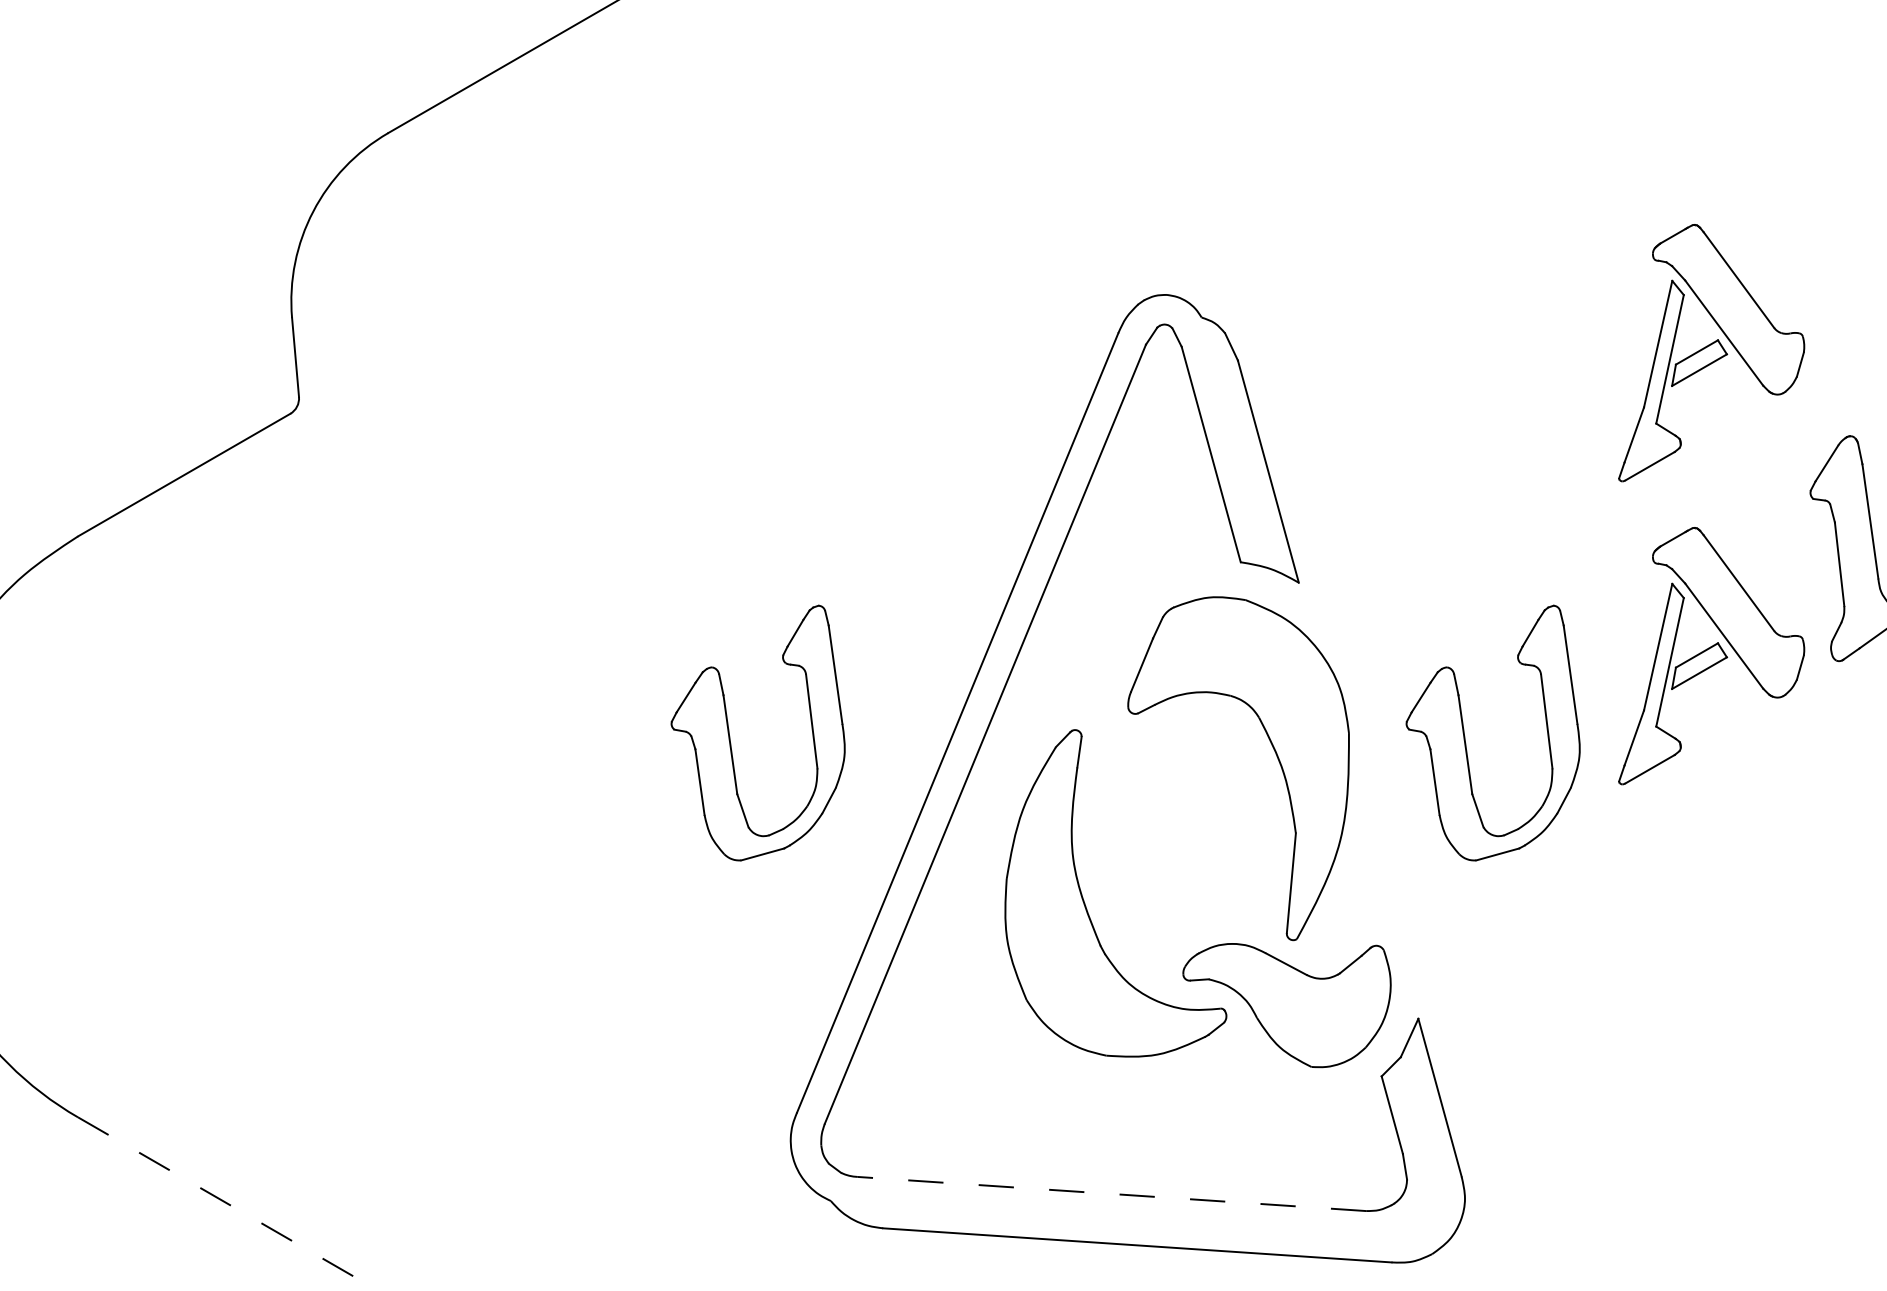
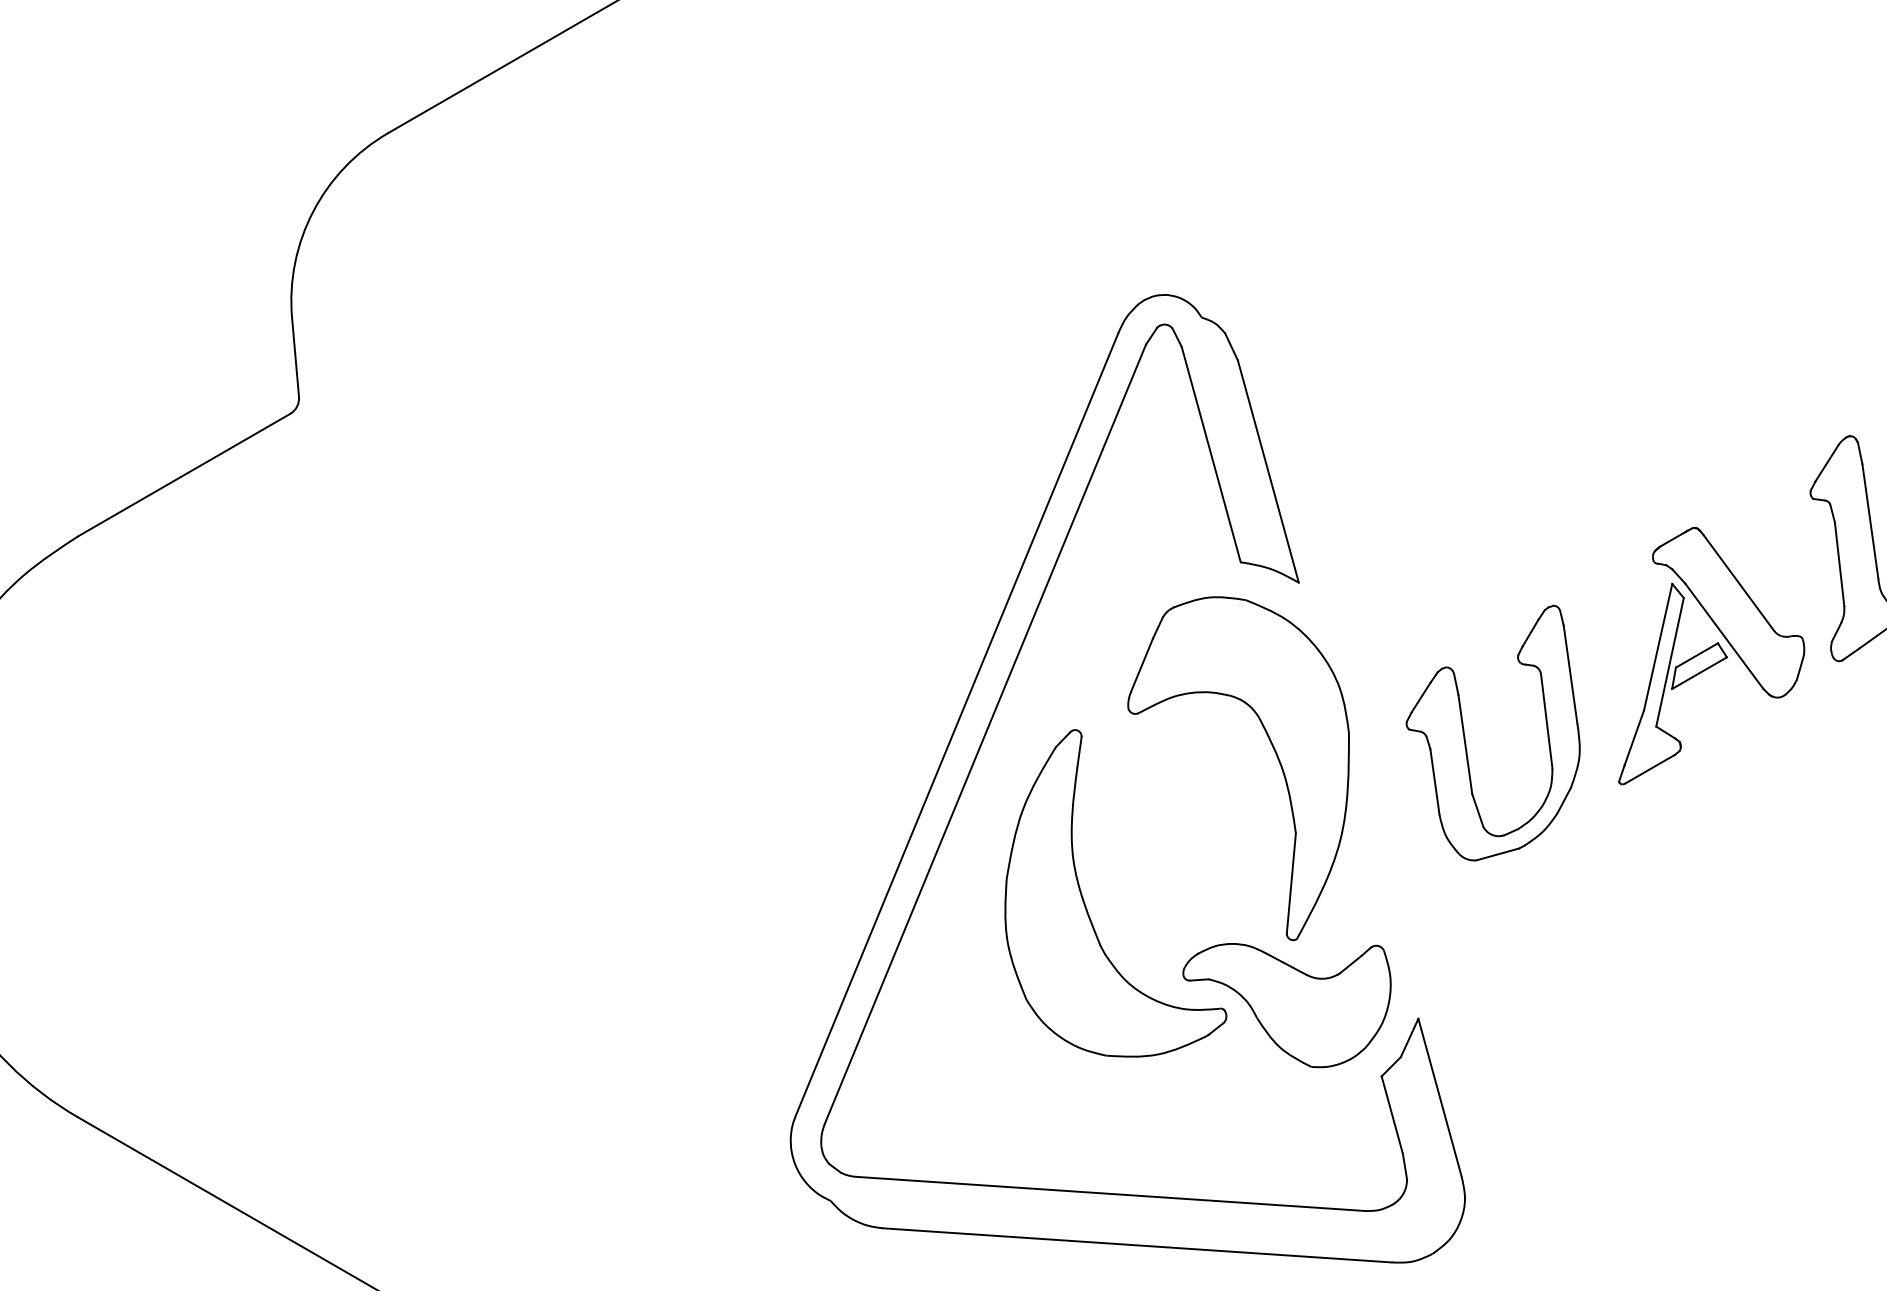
part: present -> none (1711, 353)
part: present -> none (730, 736)
line: dashed -> solid (1111, 1194)
line: dashed -> solid (228, 1204)
